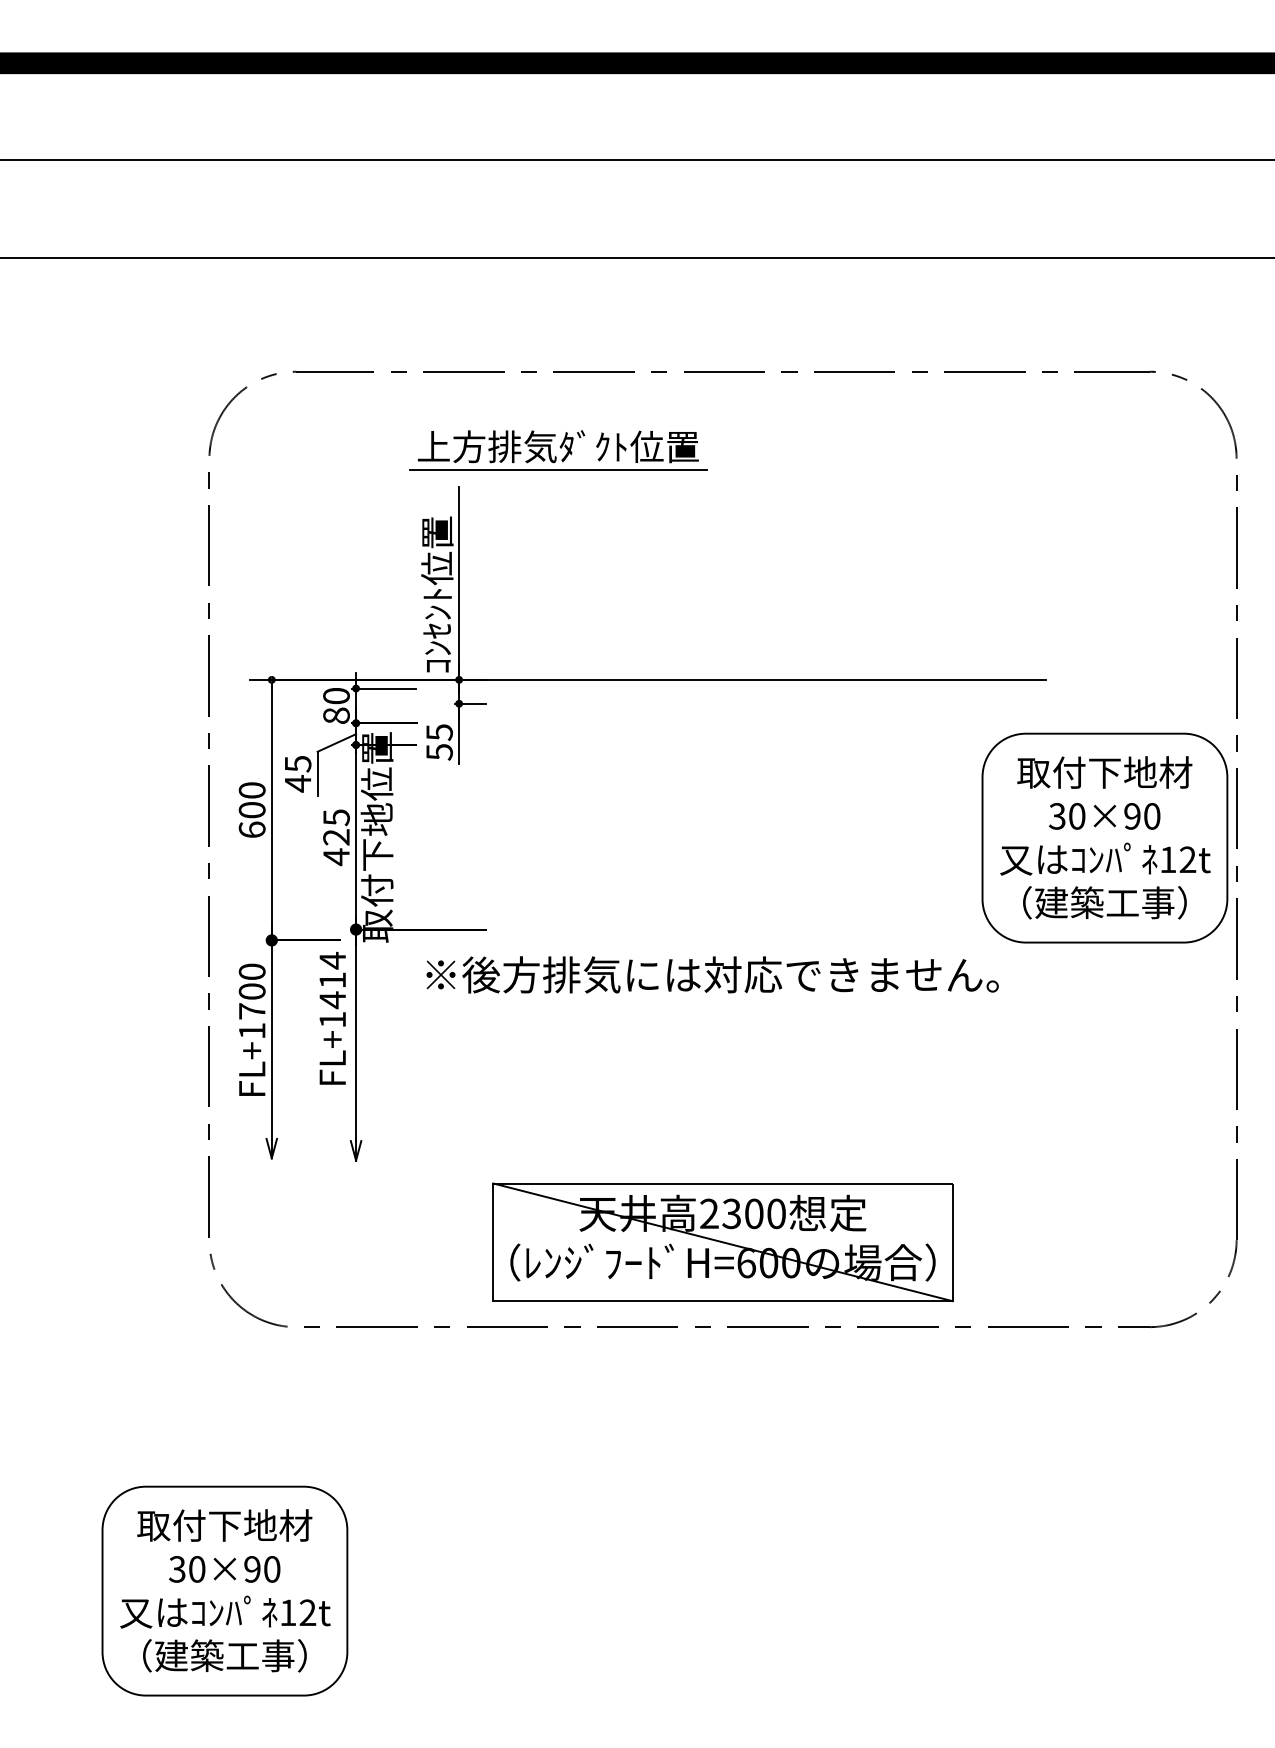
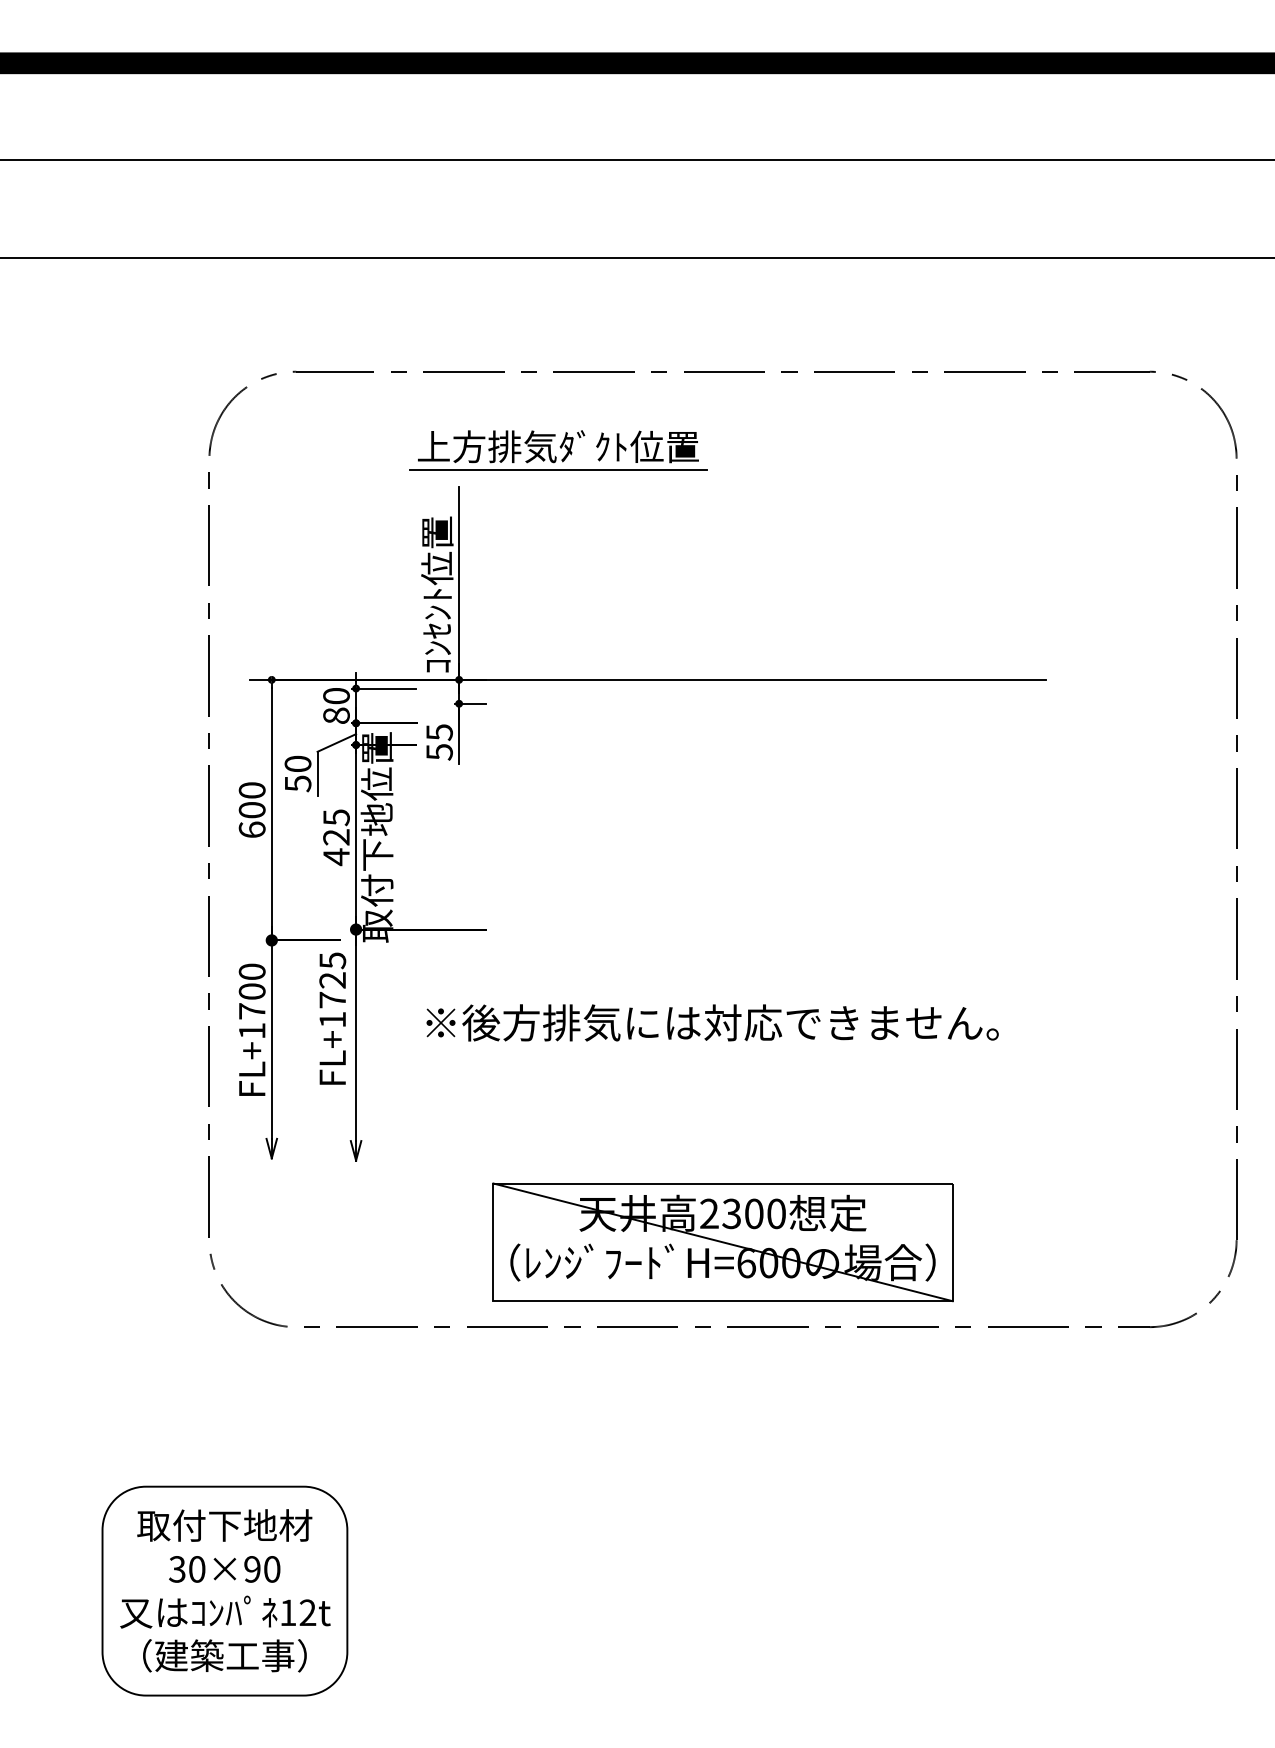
text: 45 -> 50 (297, 773)
part: present -> none (1104, 837)
text position: (712, 974) -> (712, 1022) (712, 1022)
text: FL+1414 -> FL+1725 (332, 980)
